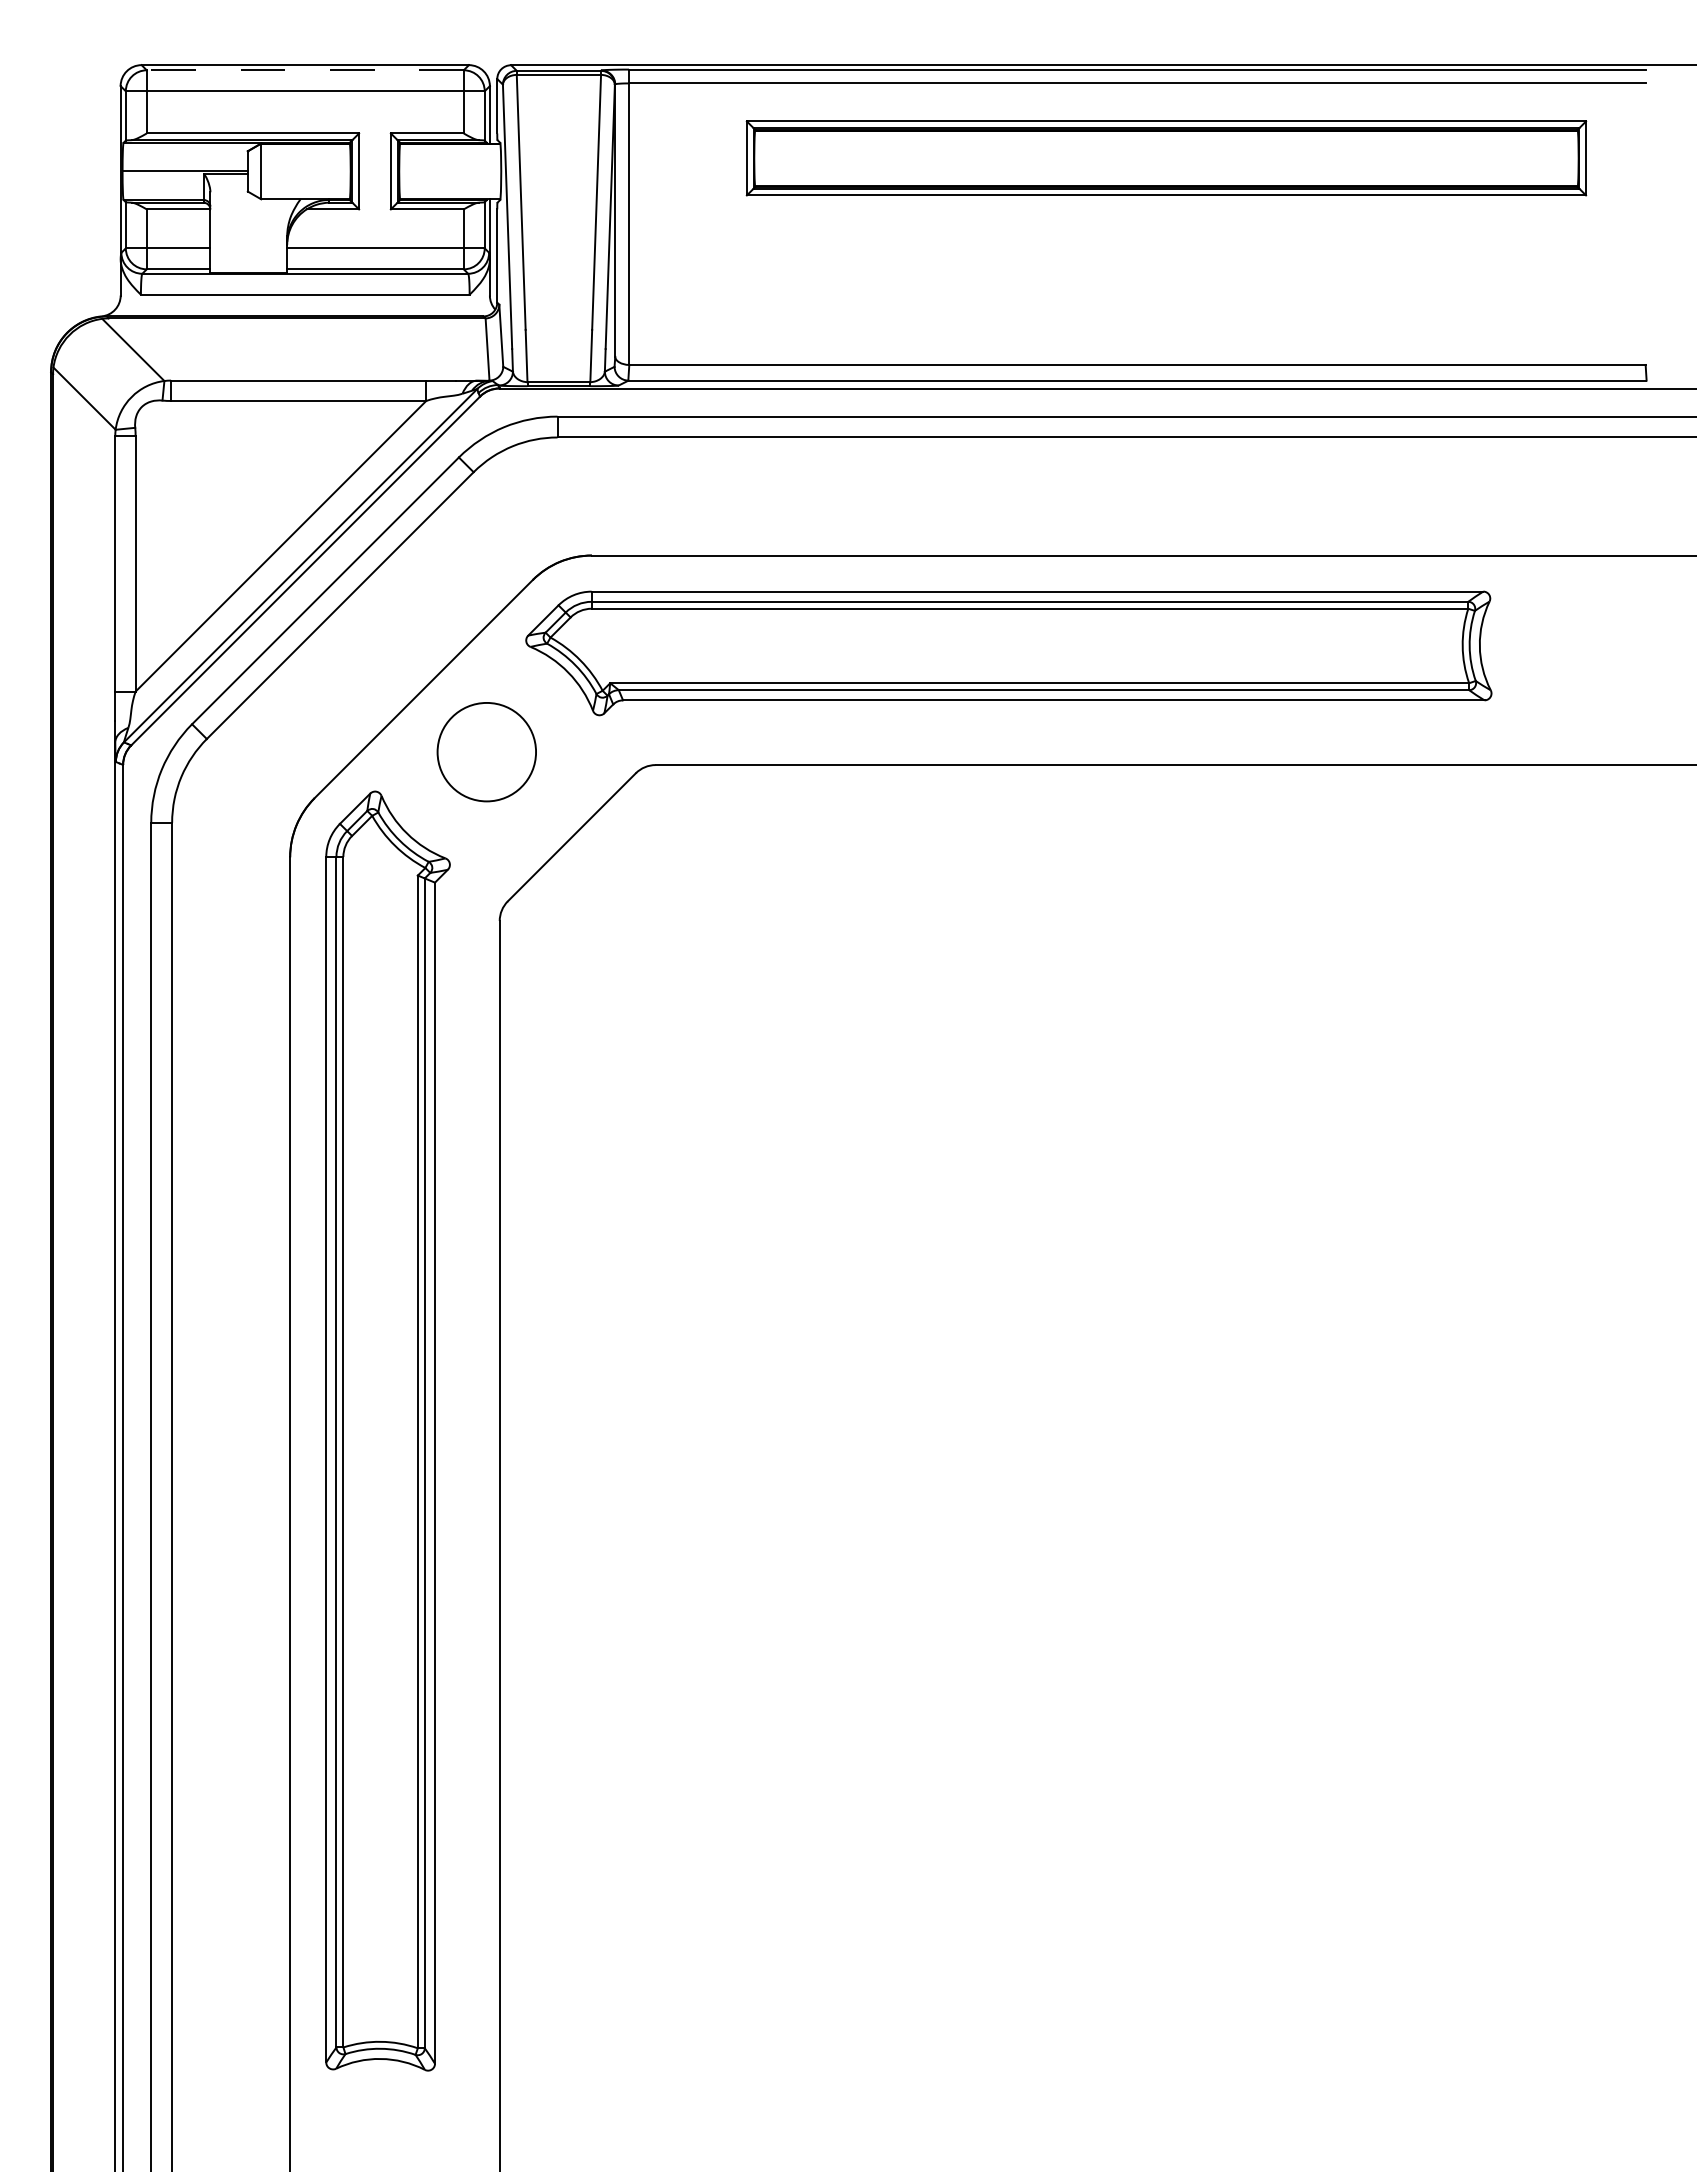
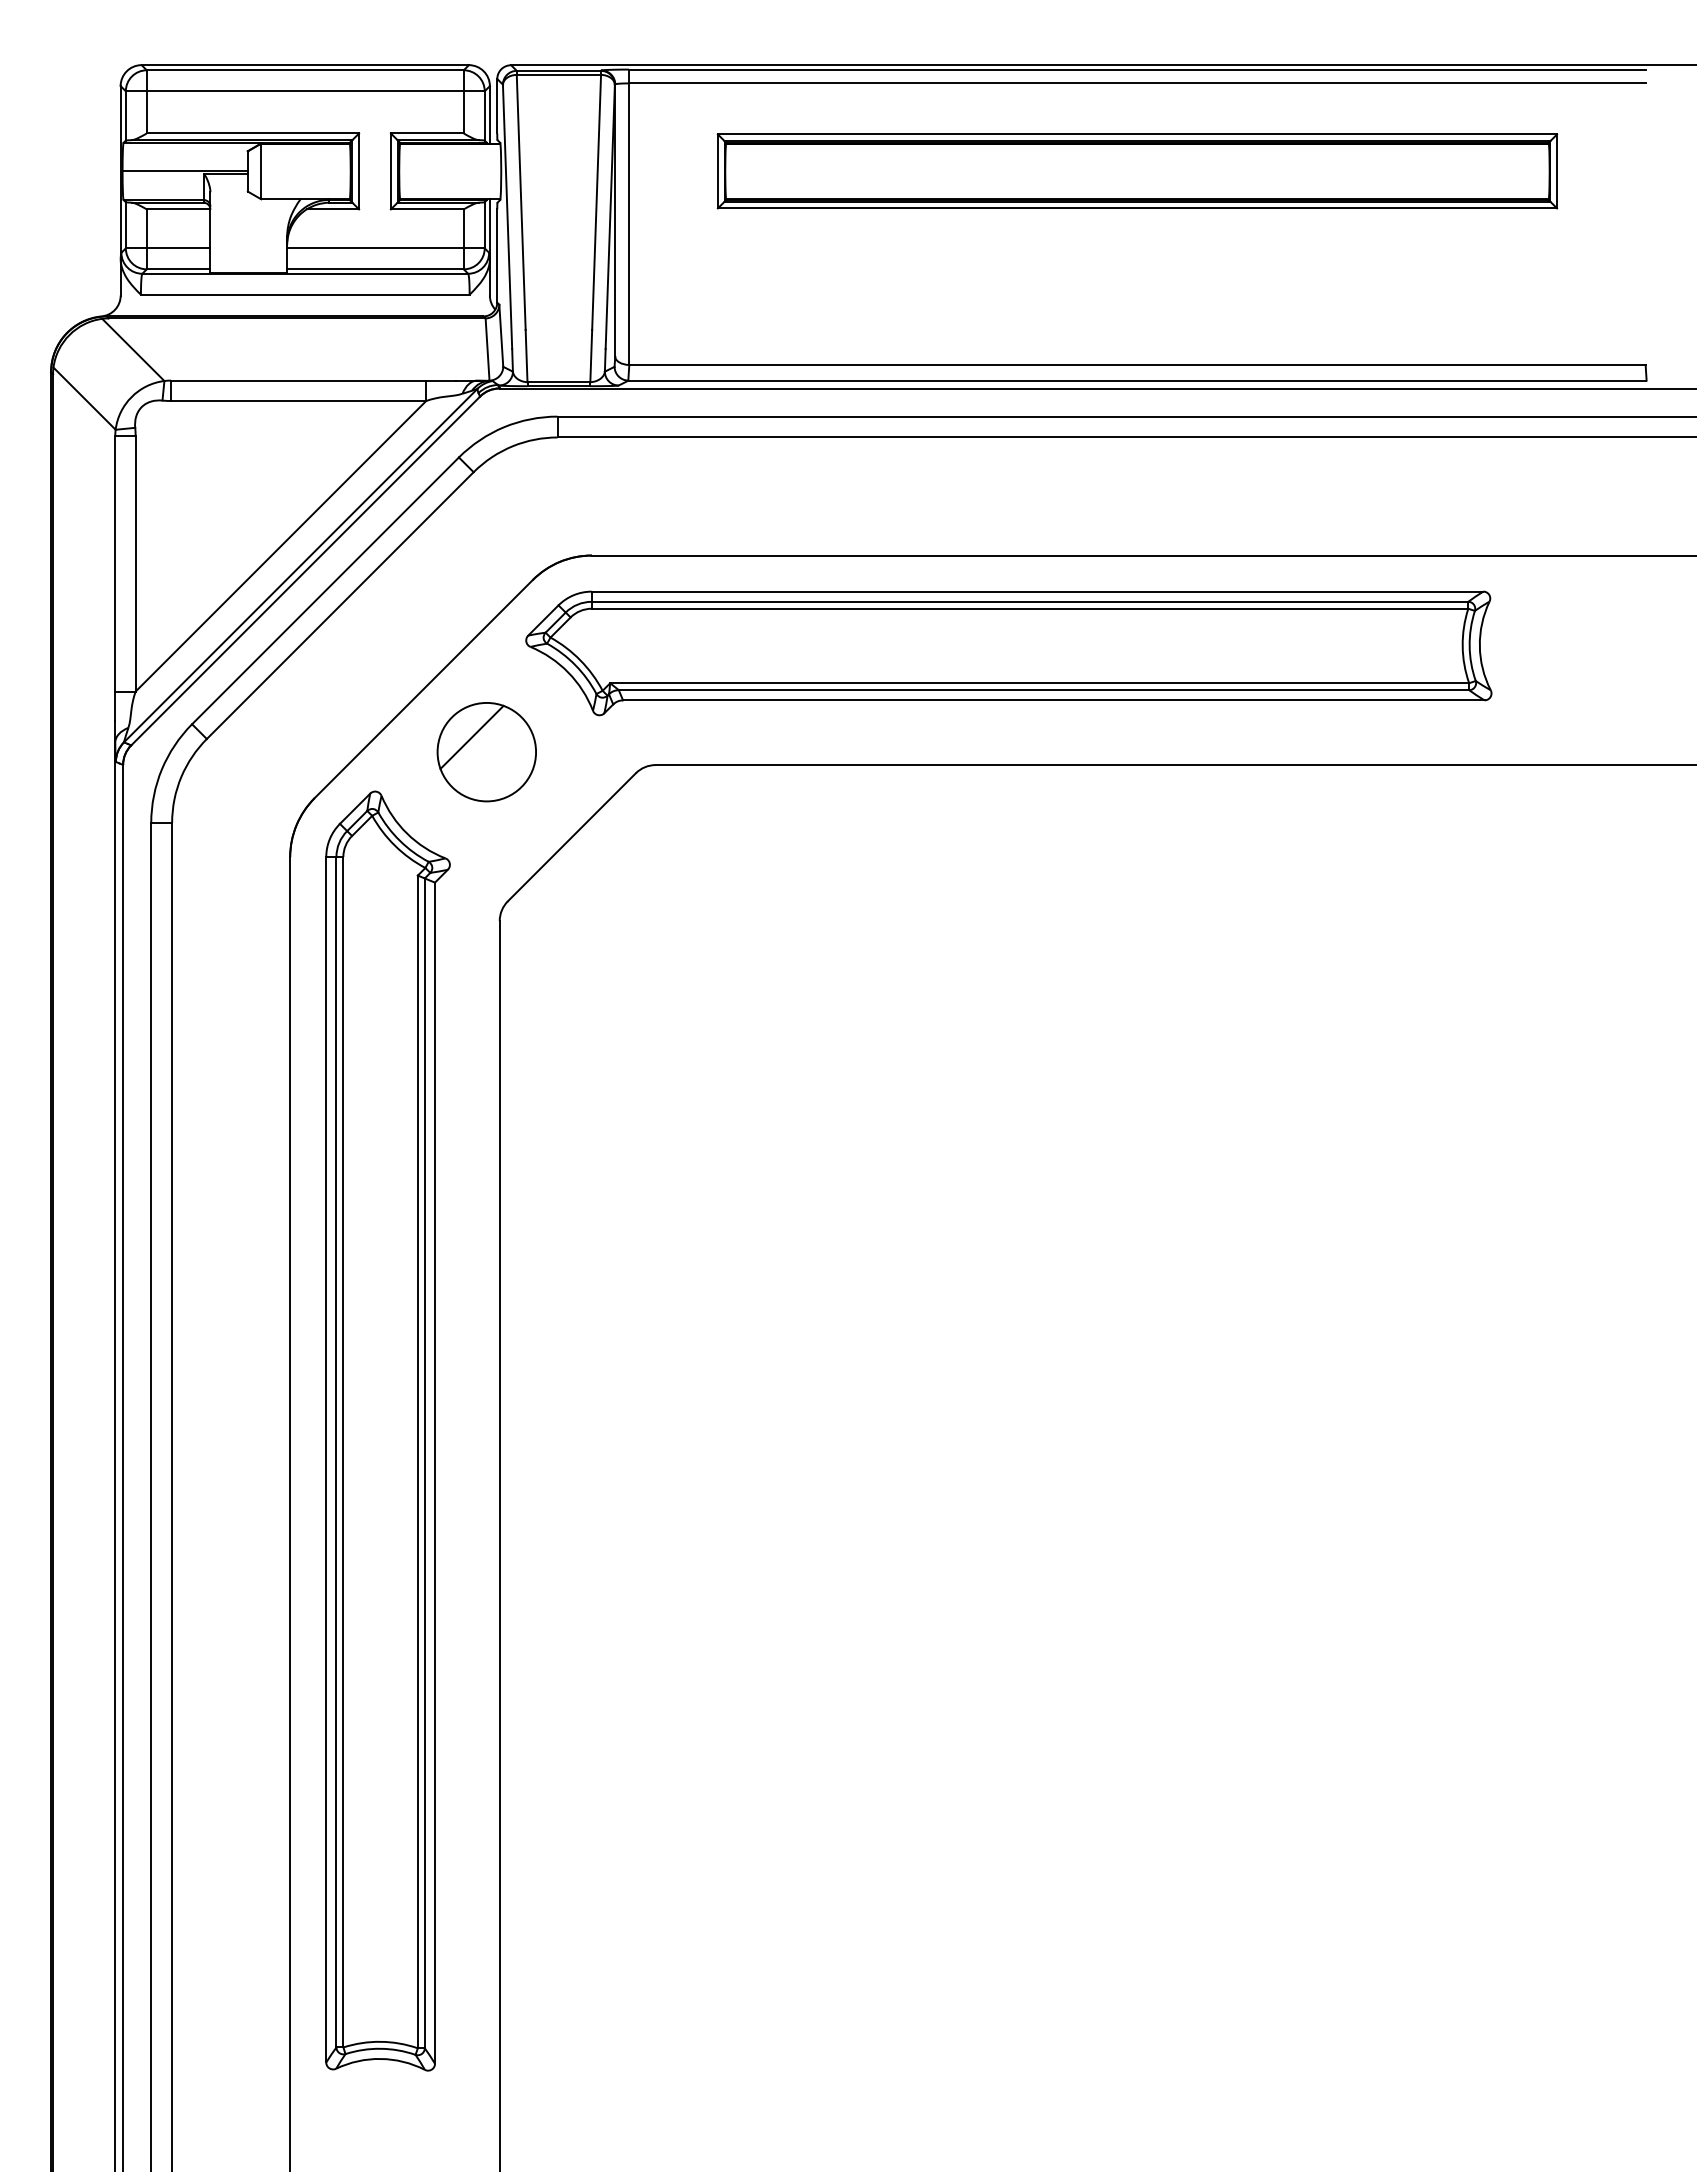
line: dashed -> solid (305, 70)
part position: (1166, 158) -> (1137, 171) (1137, 171)
line: none -> present (471, 736)
